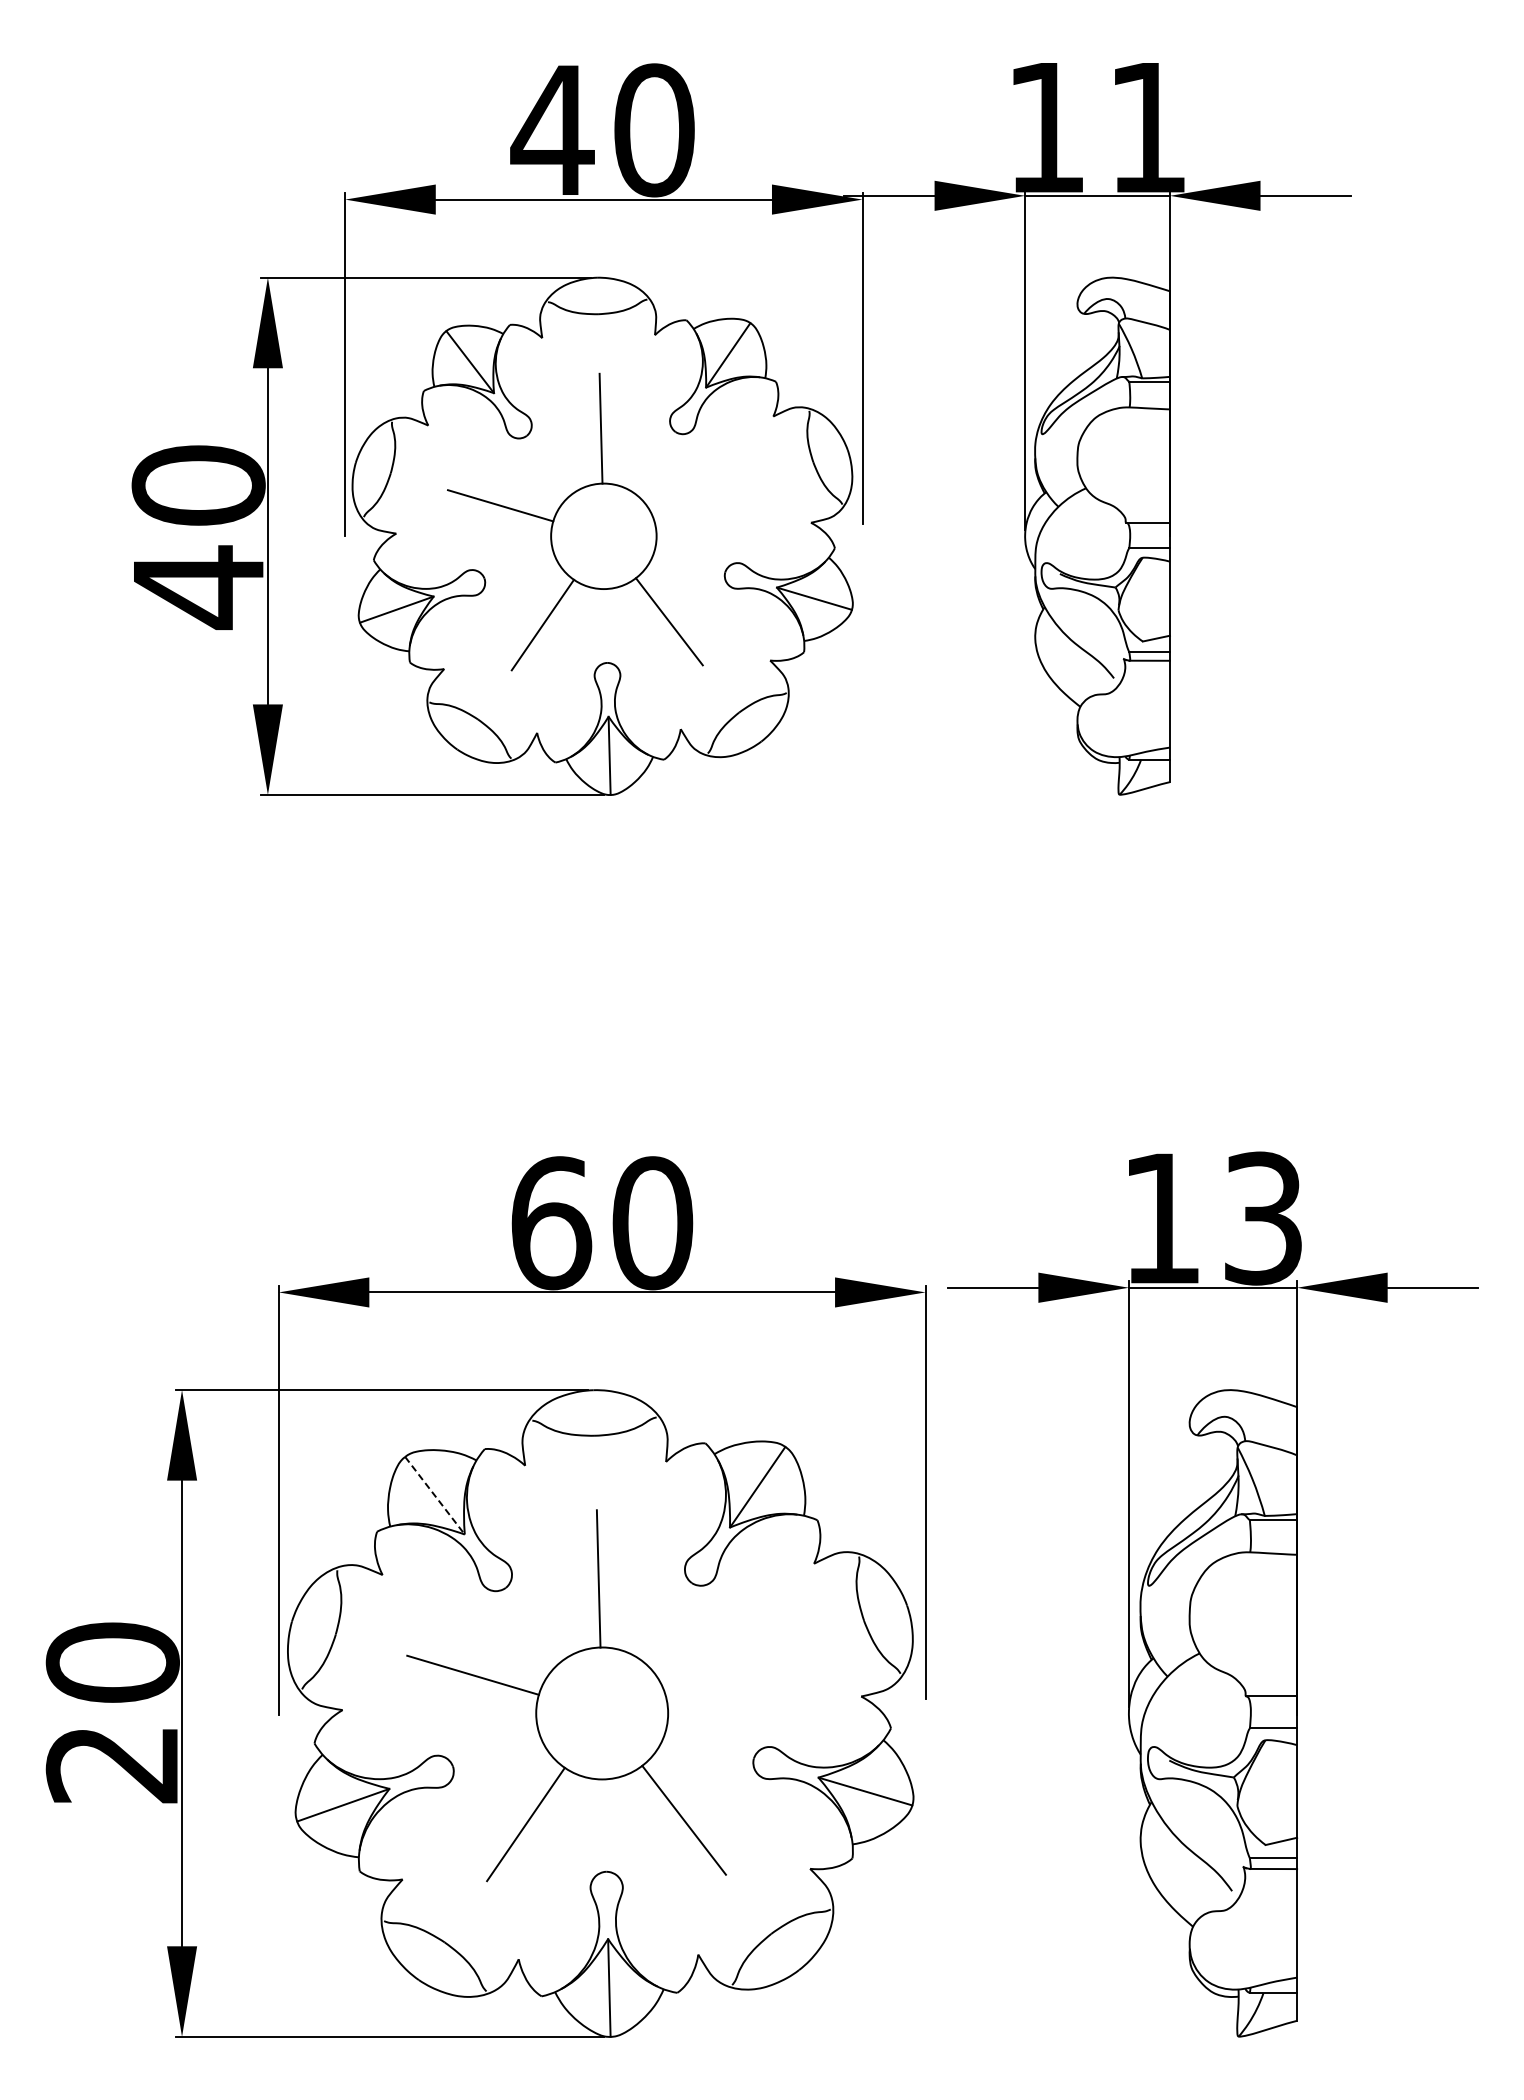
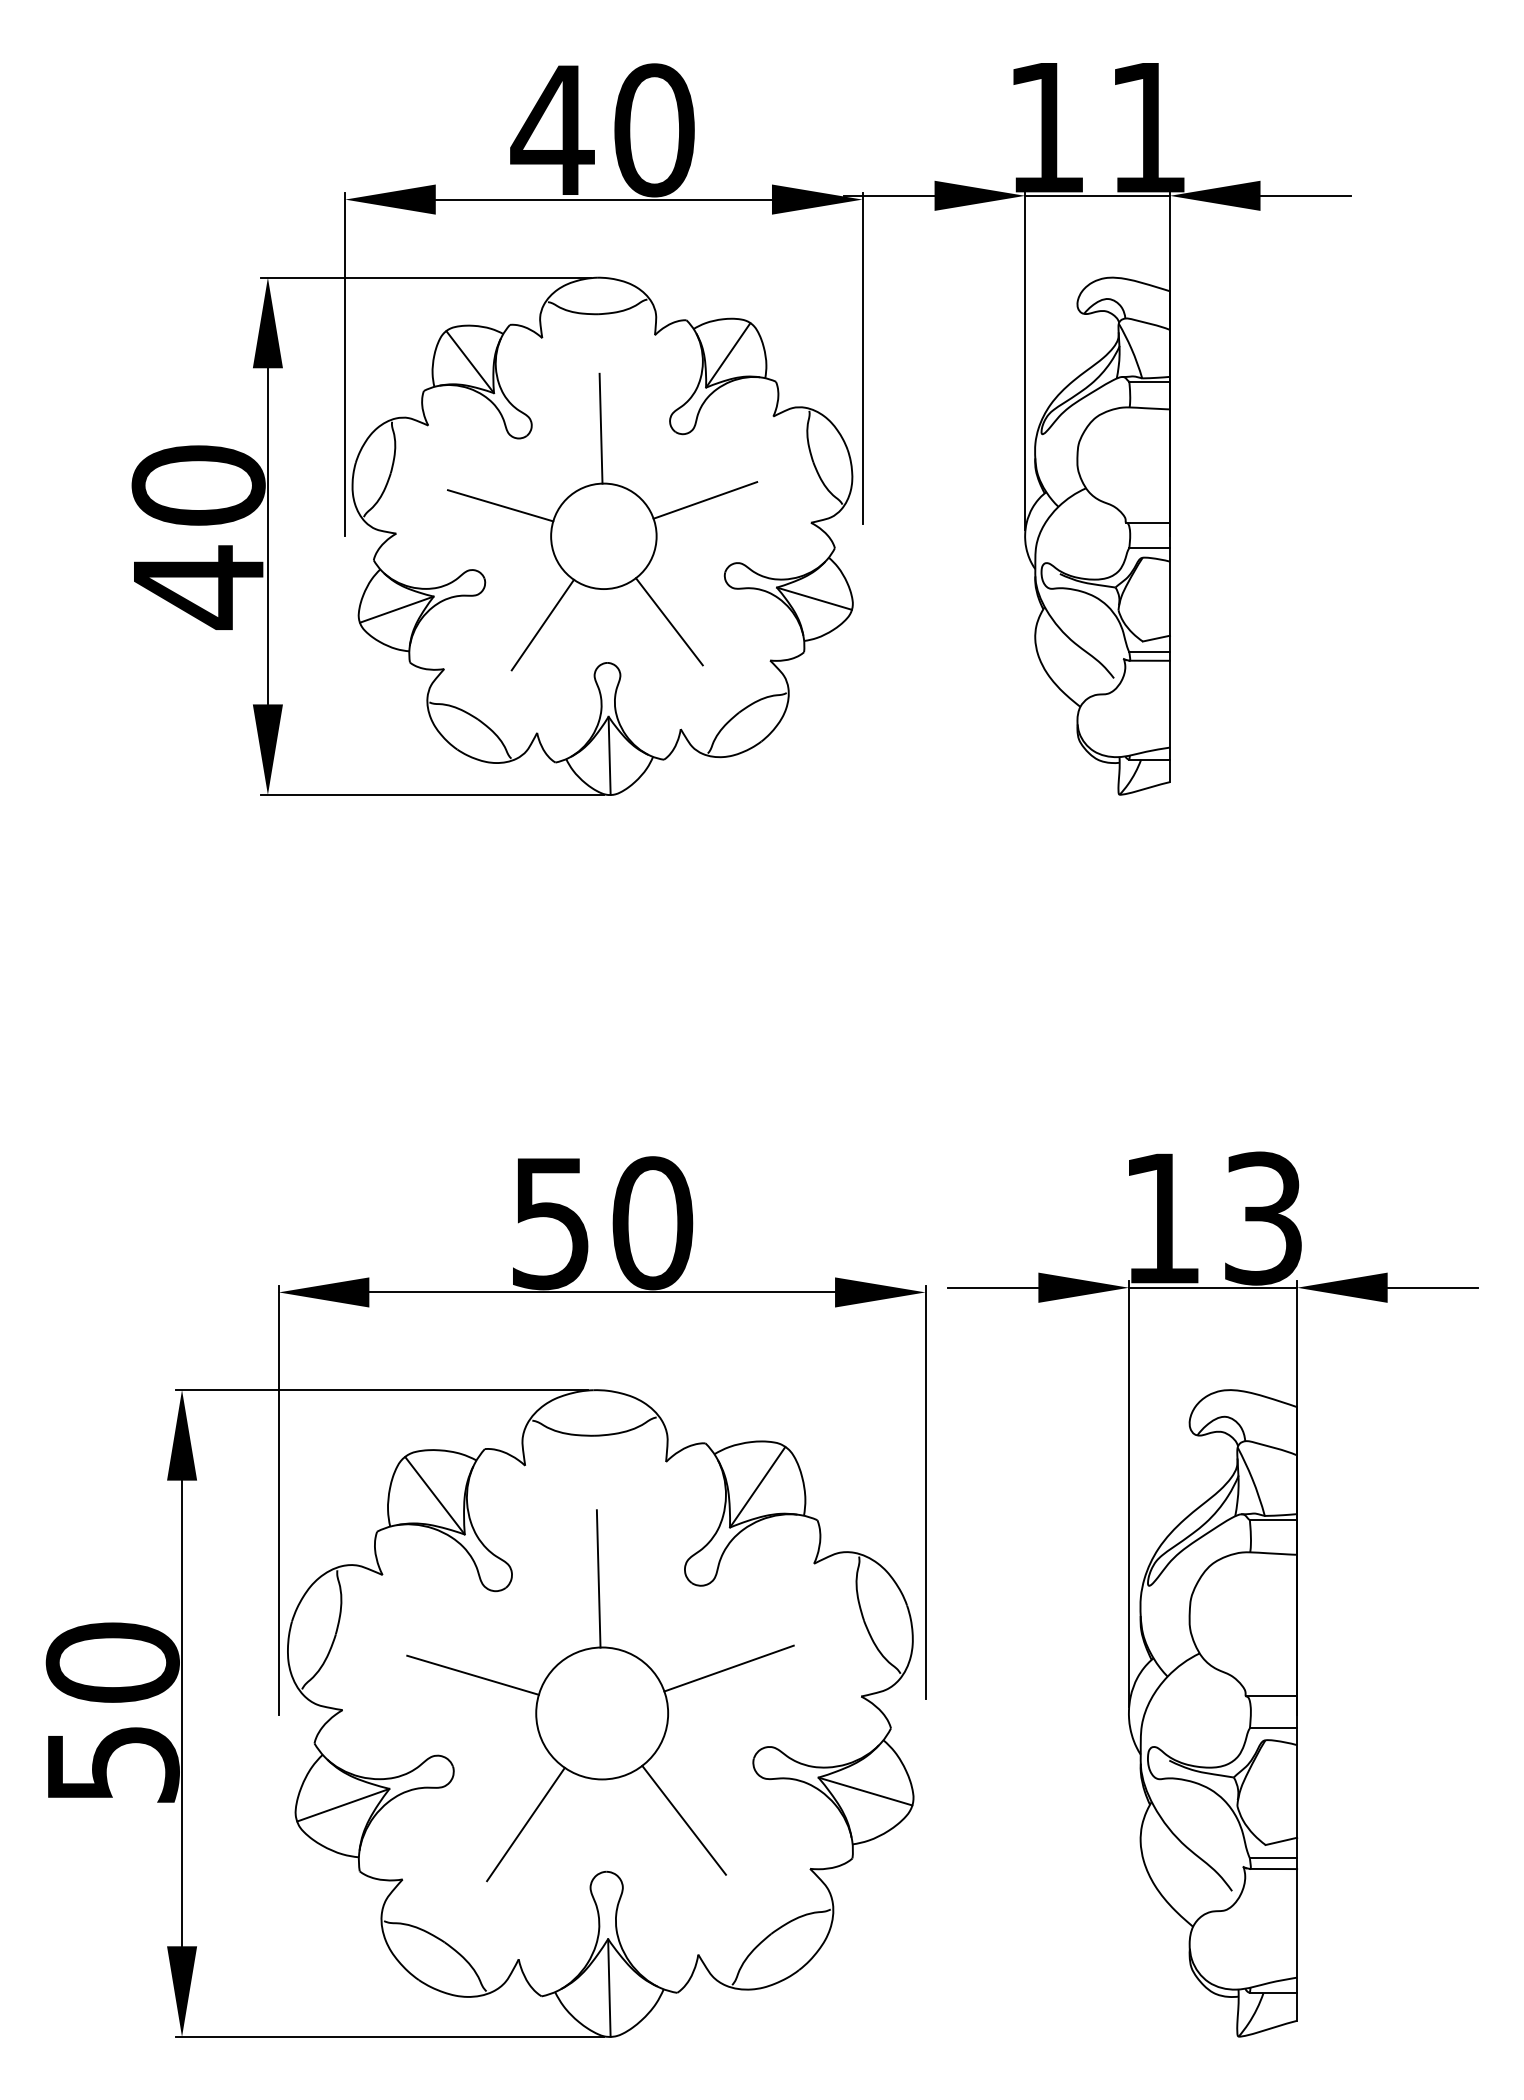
line: none -> present (705, 500)
text: 60 -> 50 (551, 1223)
line: dashed -> solid (435, 1495)
line: none -> present (728, 1668)
text: 20 -> 50 (112, 1765)
